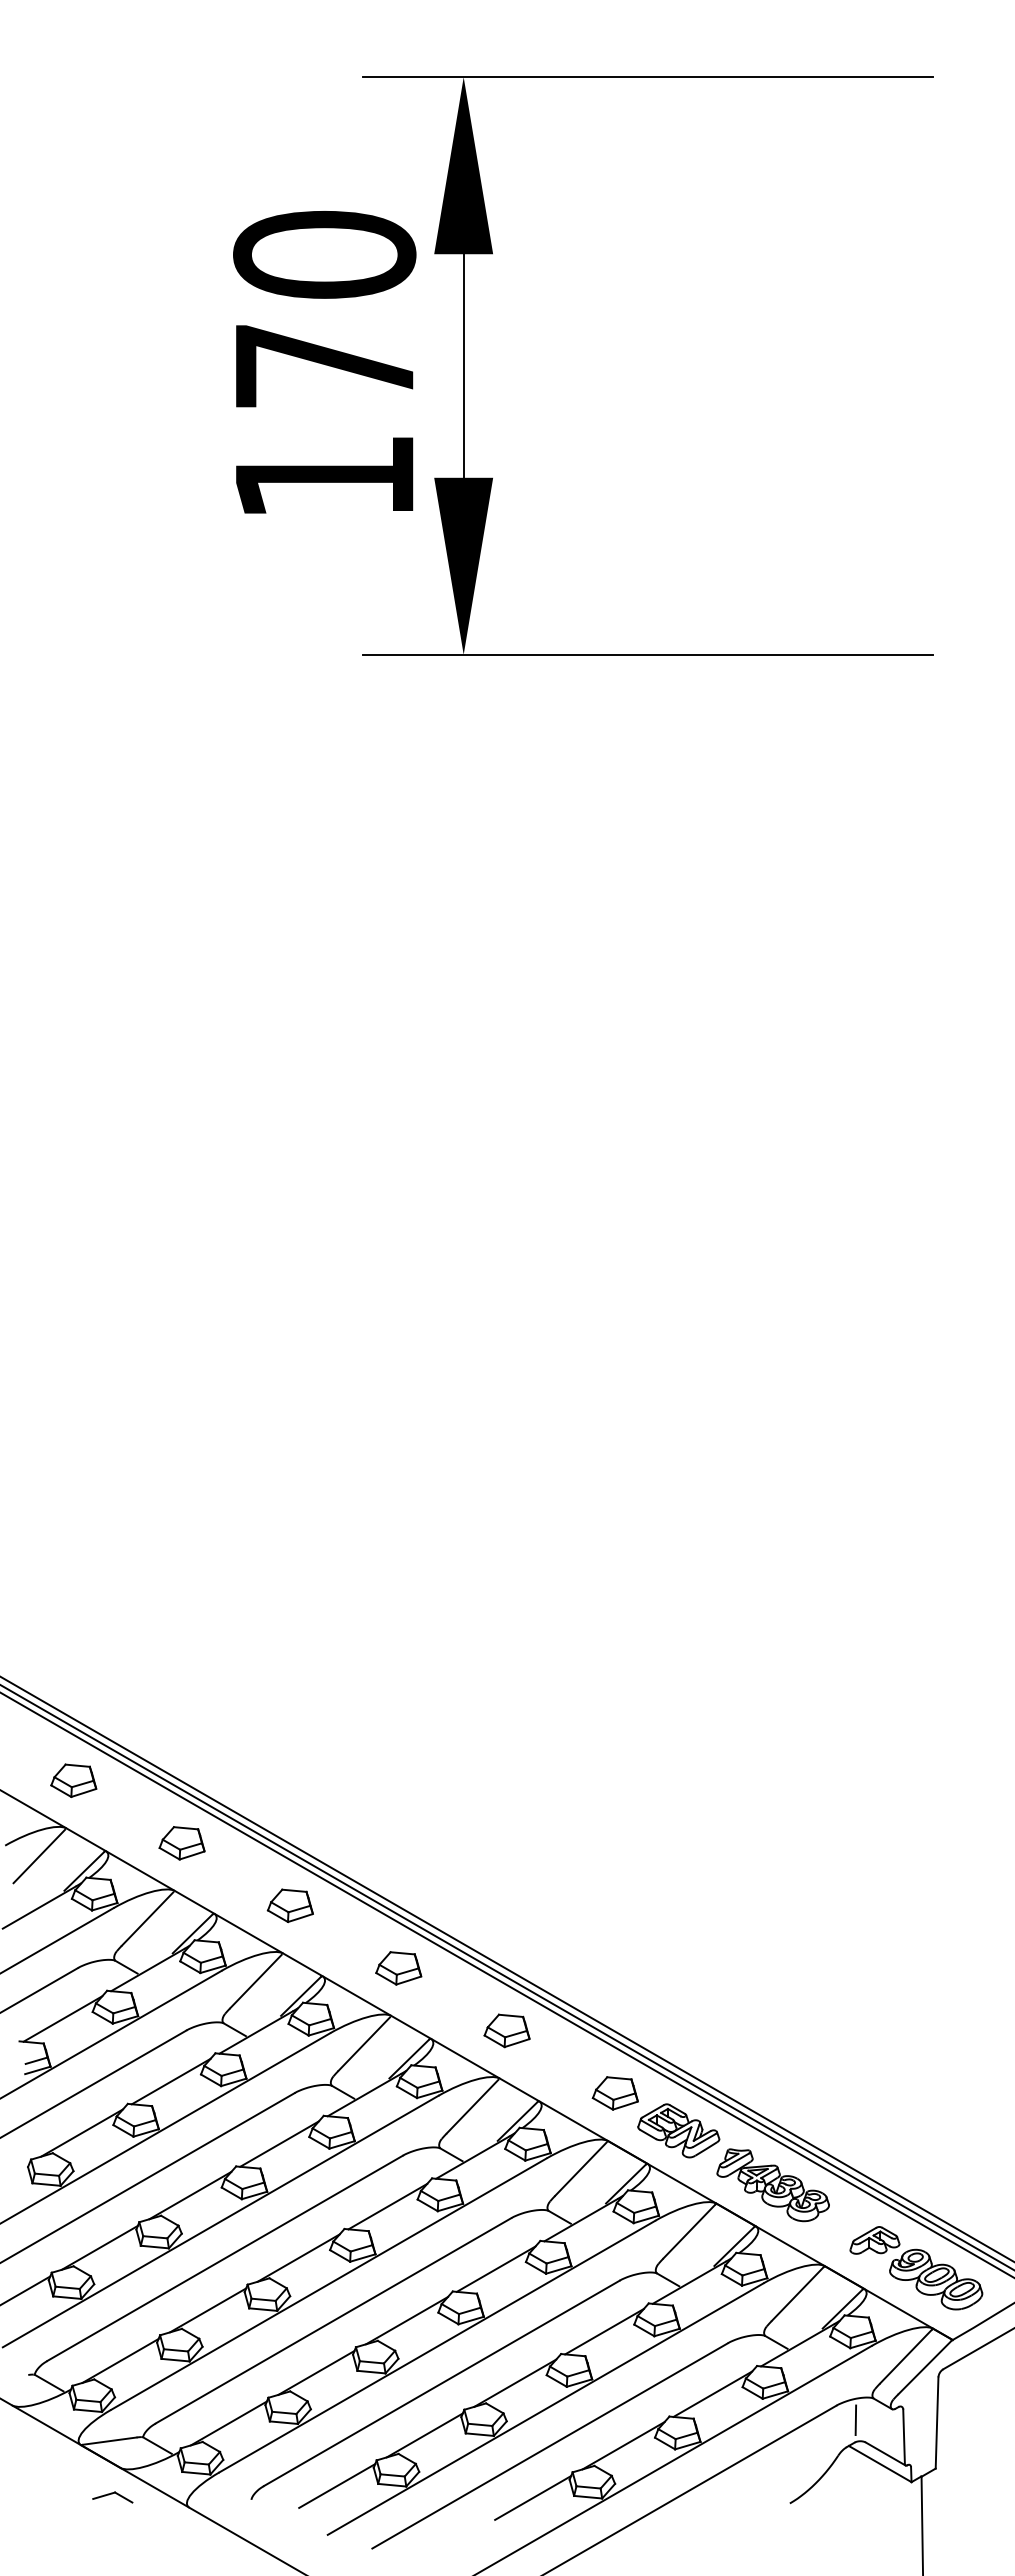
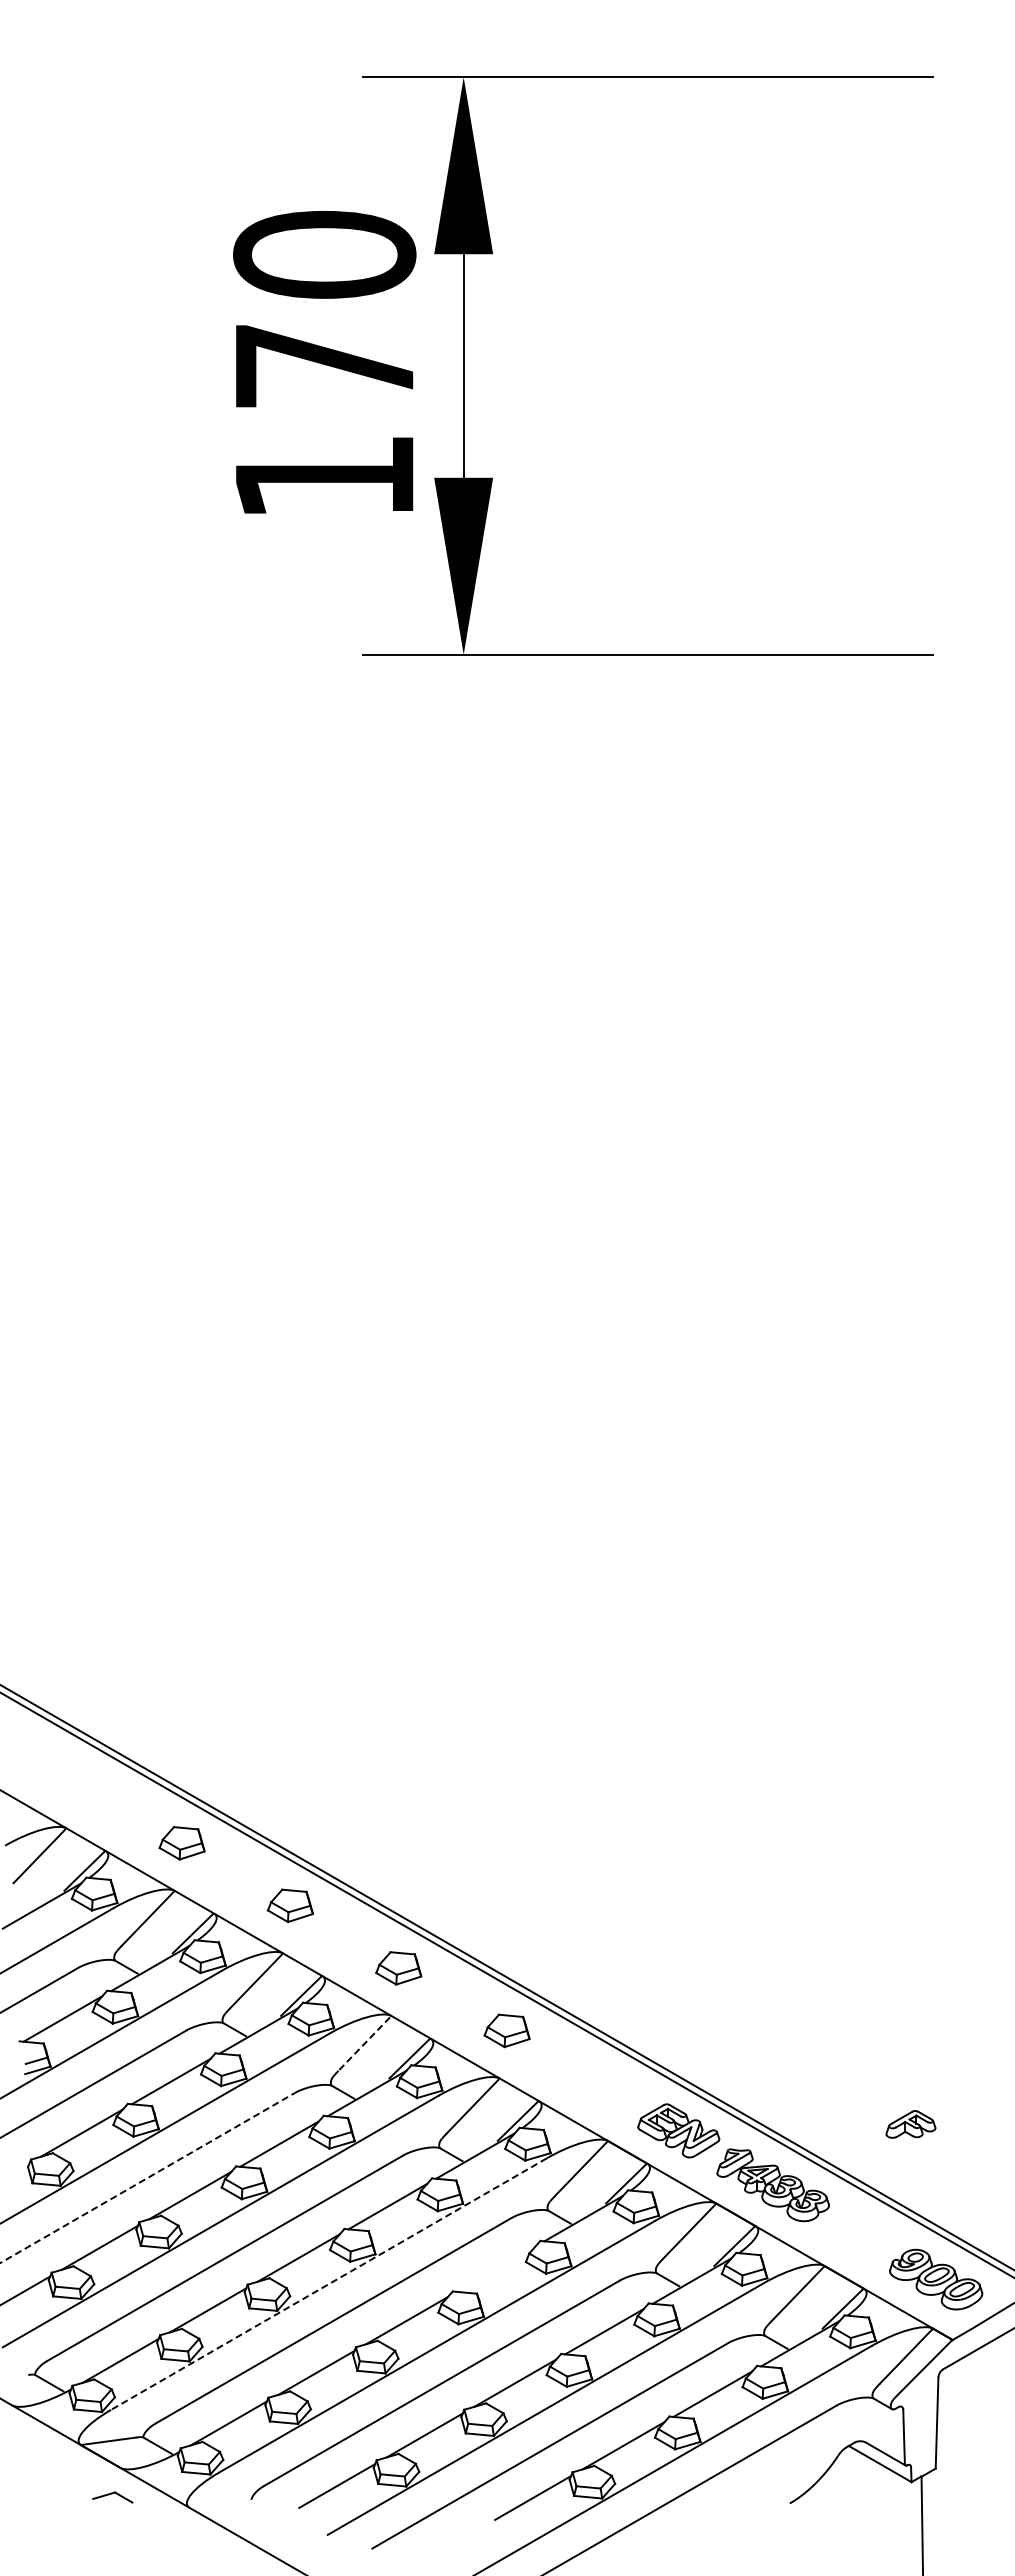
part: present -> none (73, 1780)
line: present -> none (506, 1968)
line: solid -> dashed (363, 2044)
part: present -> none (614, 2093)
line: solid -> dashed (147, 2178)
part position: (874, 2240) -> (910, 2124) (910, 2124)
line: present -> none (495, 2268)
line: solid -> dashed (328, 2284)
line: present -> none (855, 2420)
